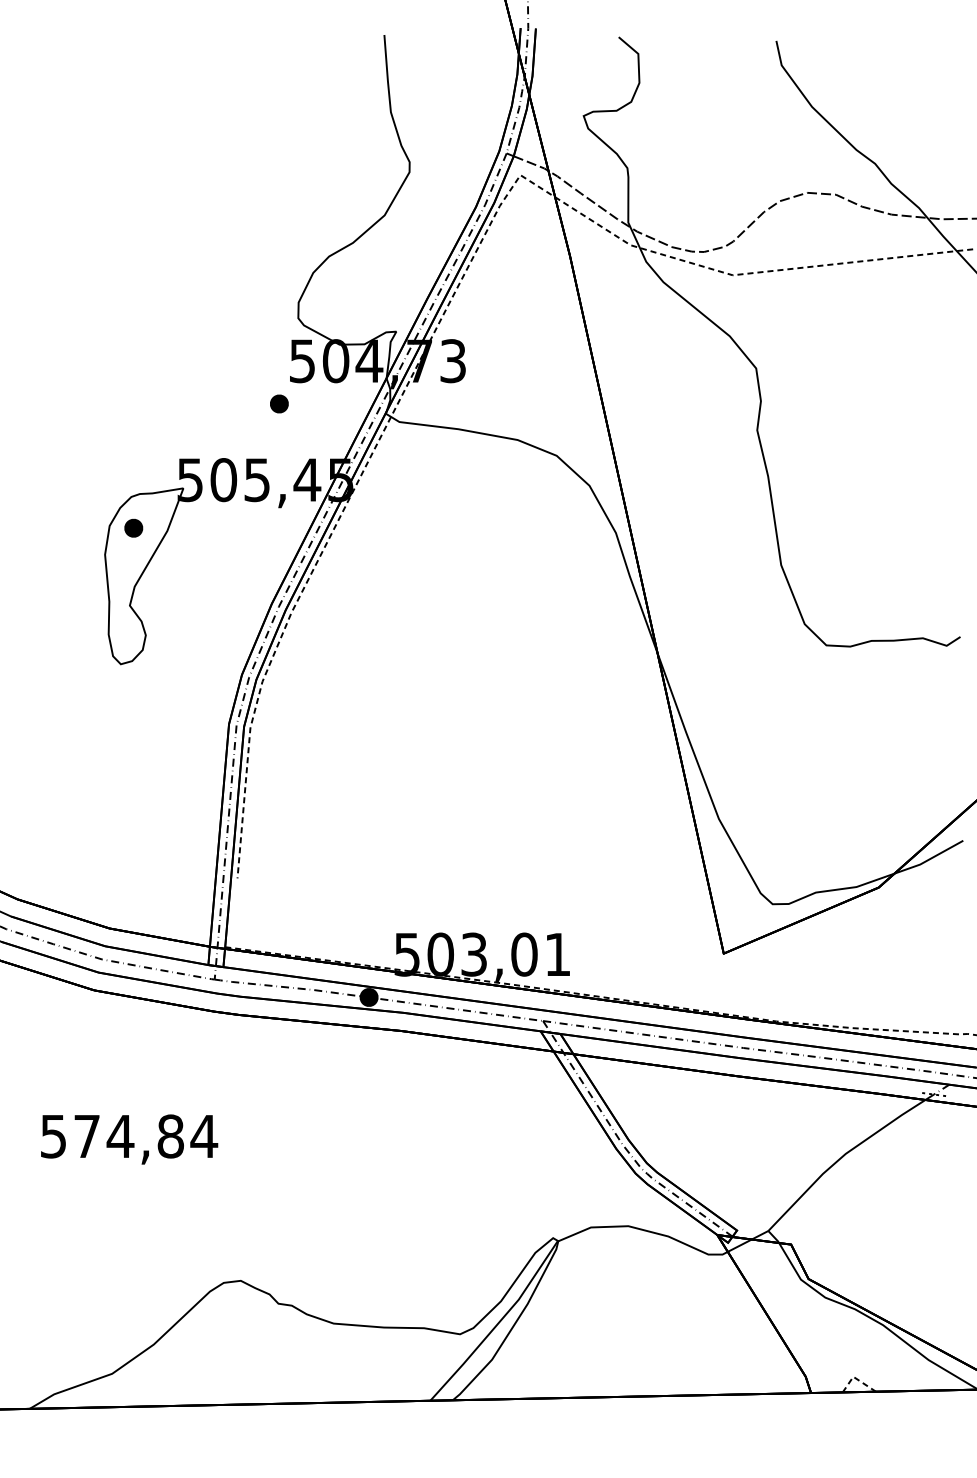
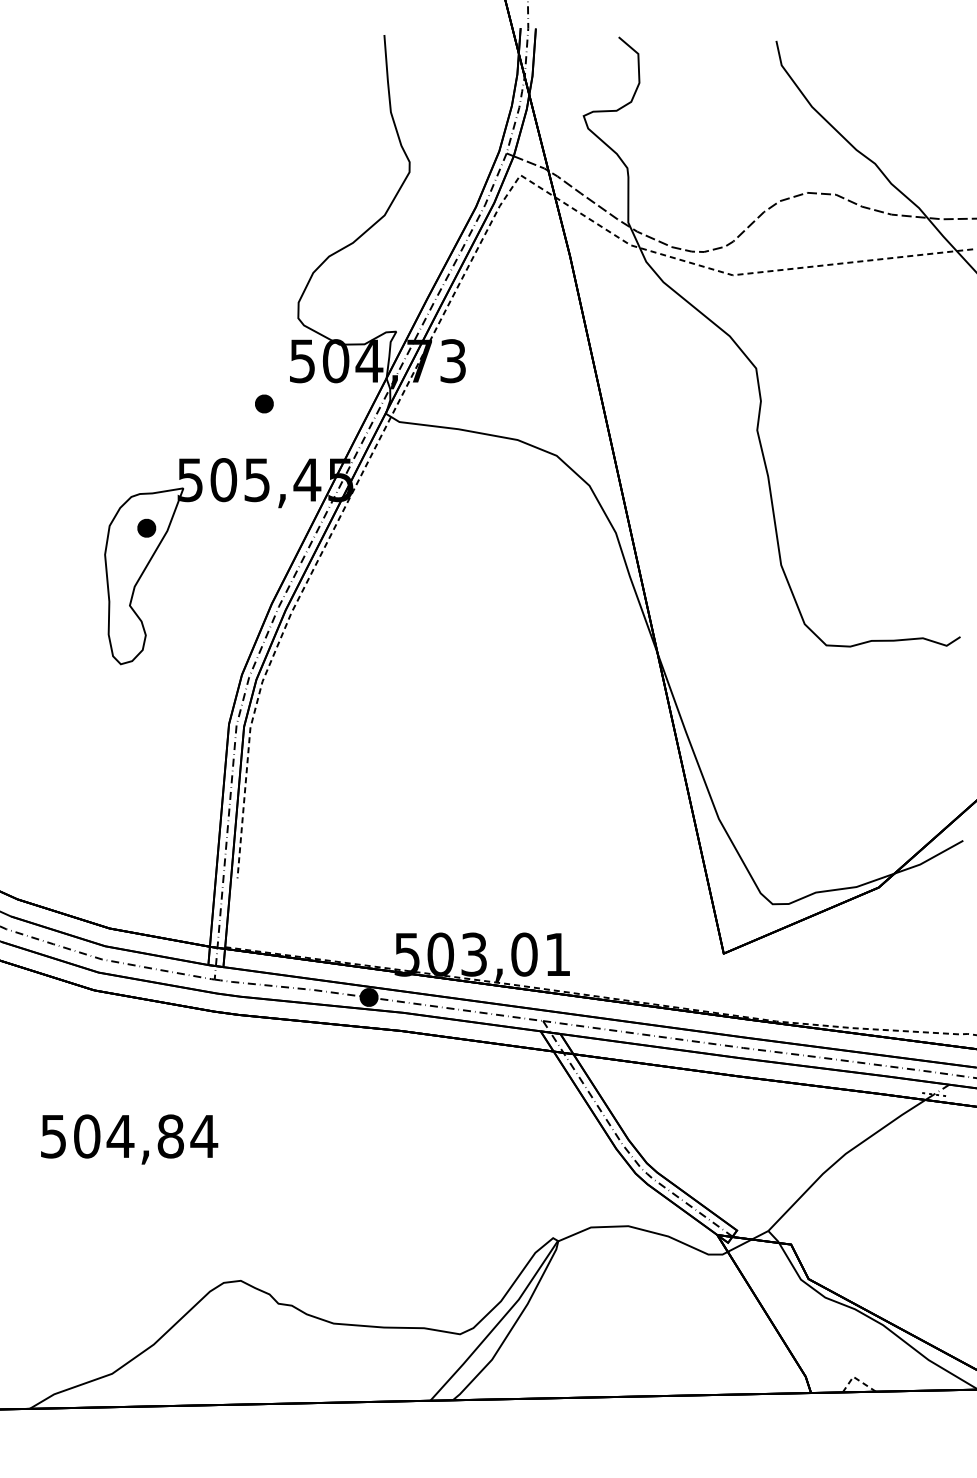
part position: (279, 403) -> (264, 403) (264, 403)
part position: (133, 527) -> (146, 527) (146, 527)
text: 574,84 -> 504,84 (87, 1136)
